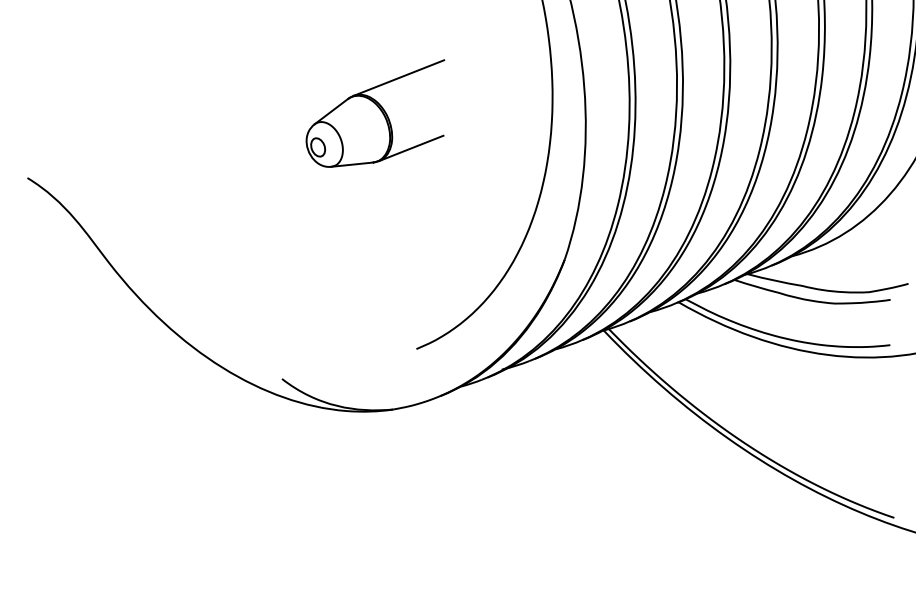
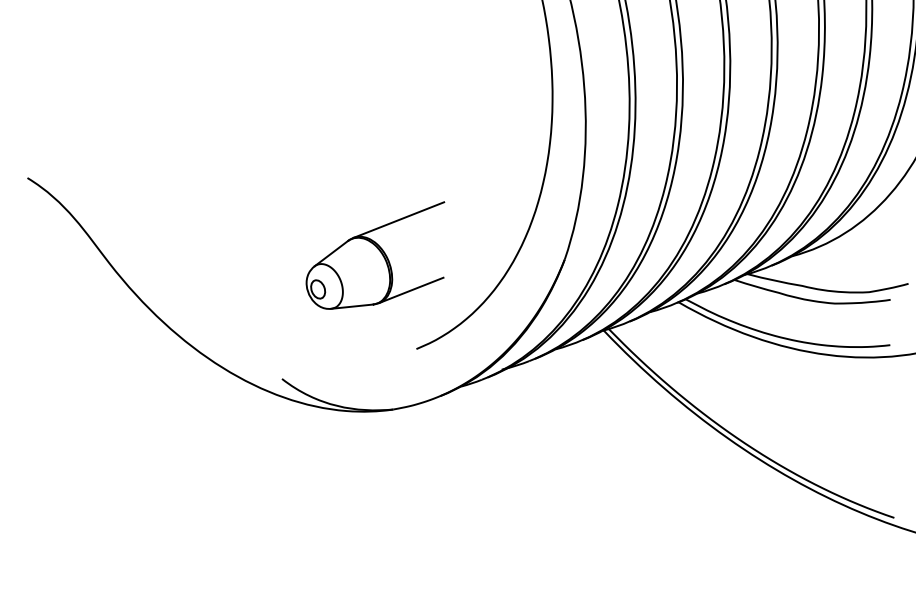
part position: (375, 113) -> (375, 255) (375, 255)
